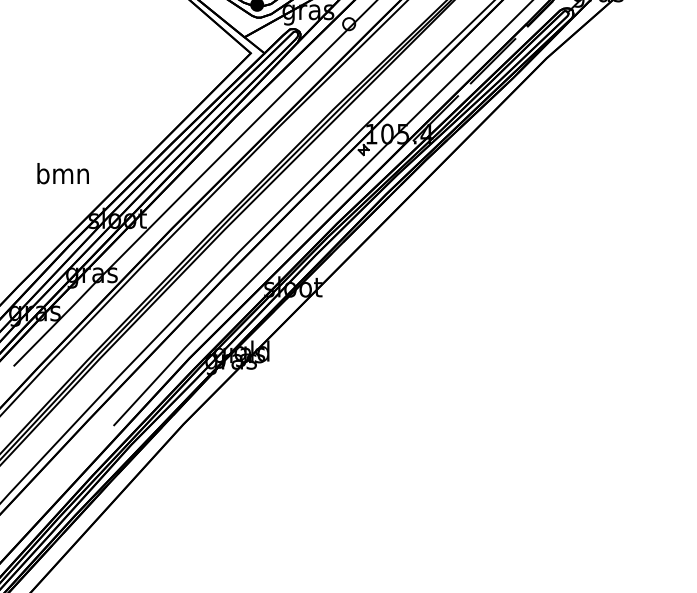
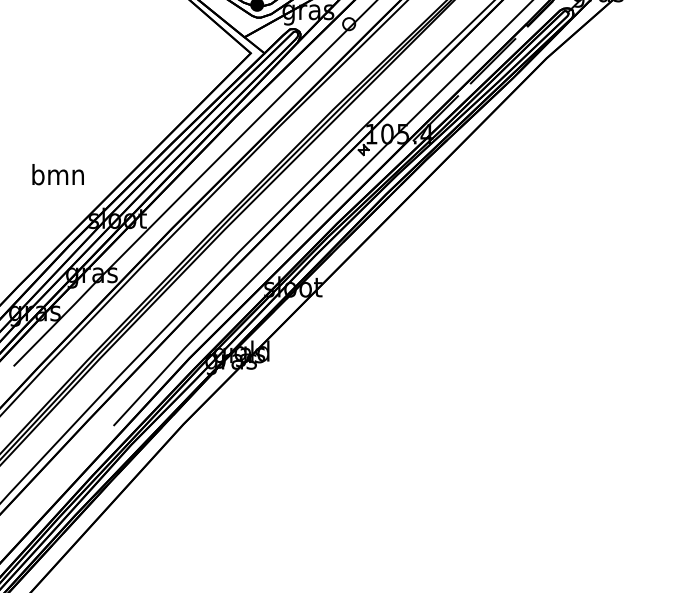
text position: (62, 173) -> (57, 174) (57, 174)
